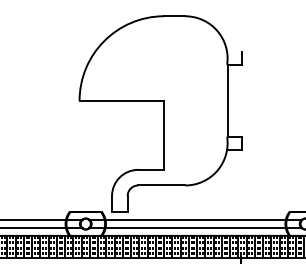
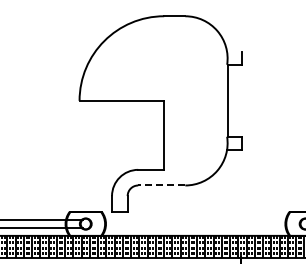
line: solid -> dashed (161, 185)
line: present -> none (194, 219)
line: present -> none (194, 228)
